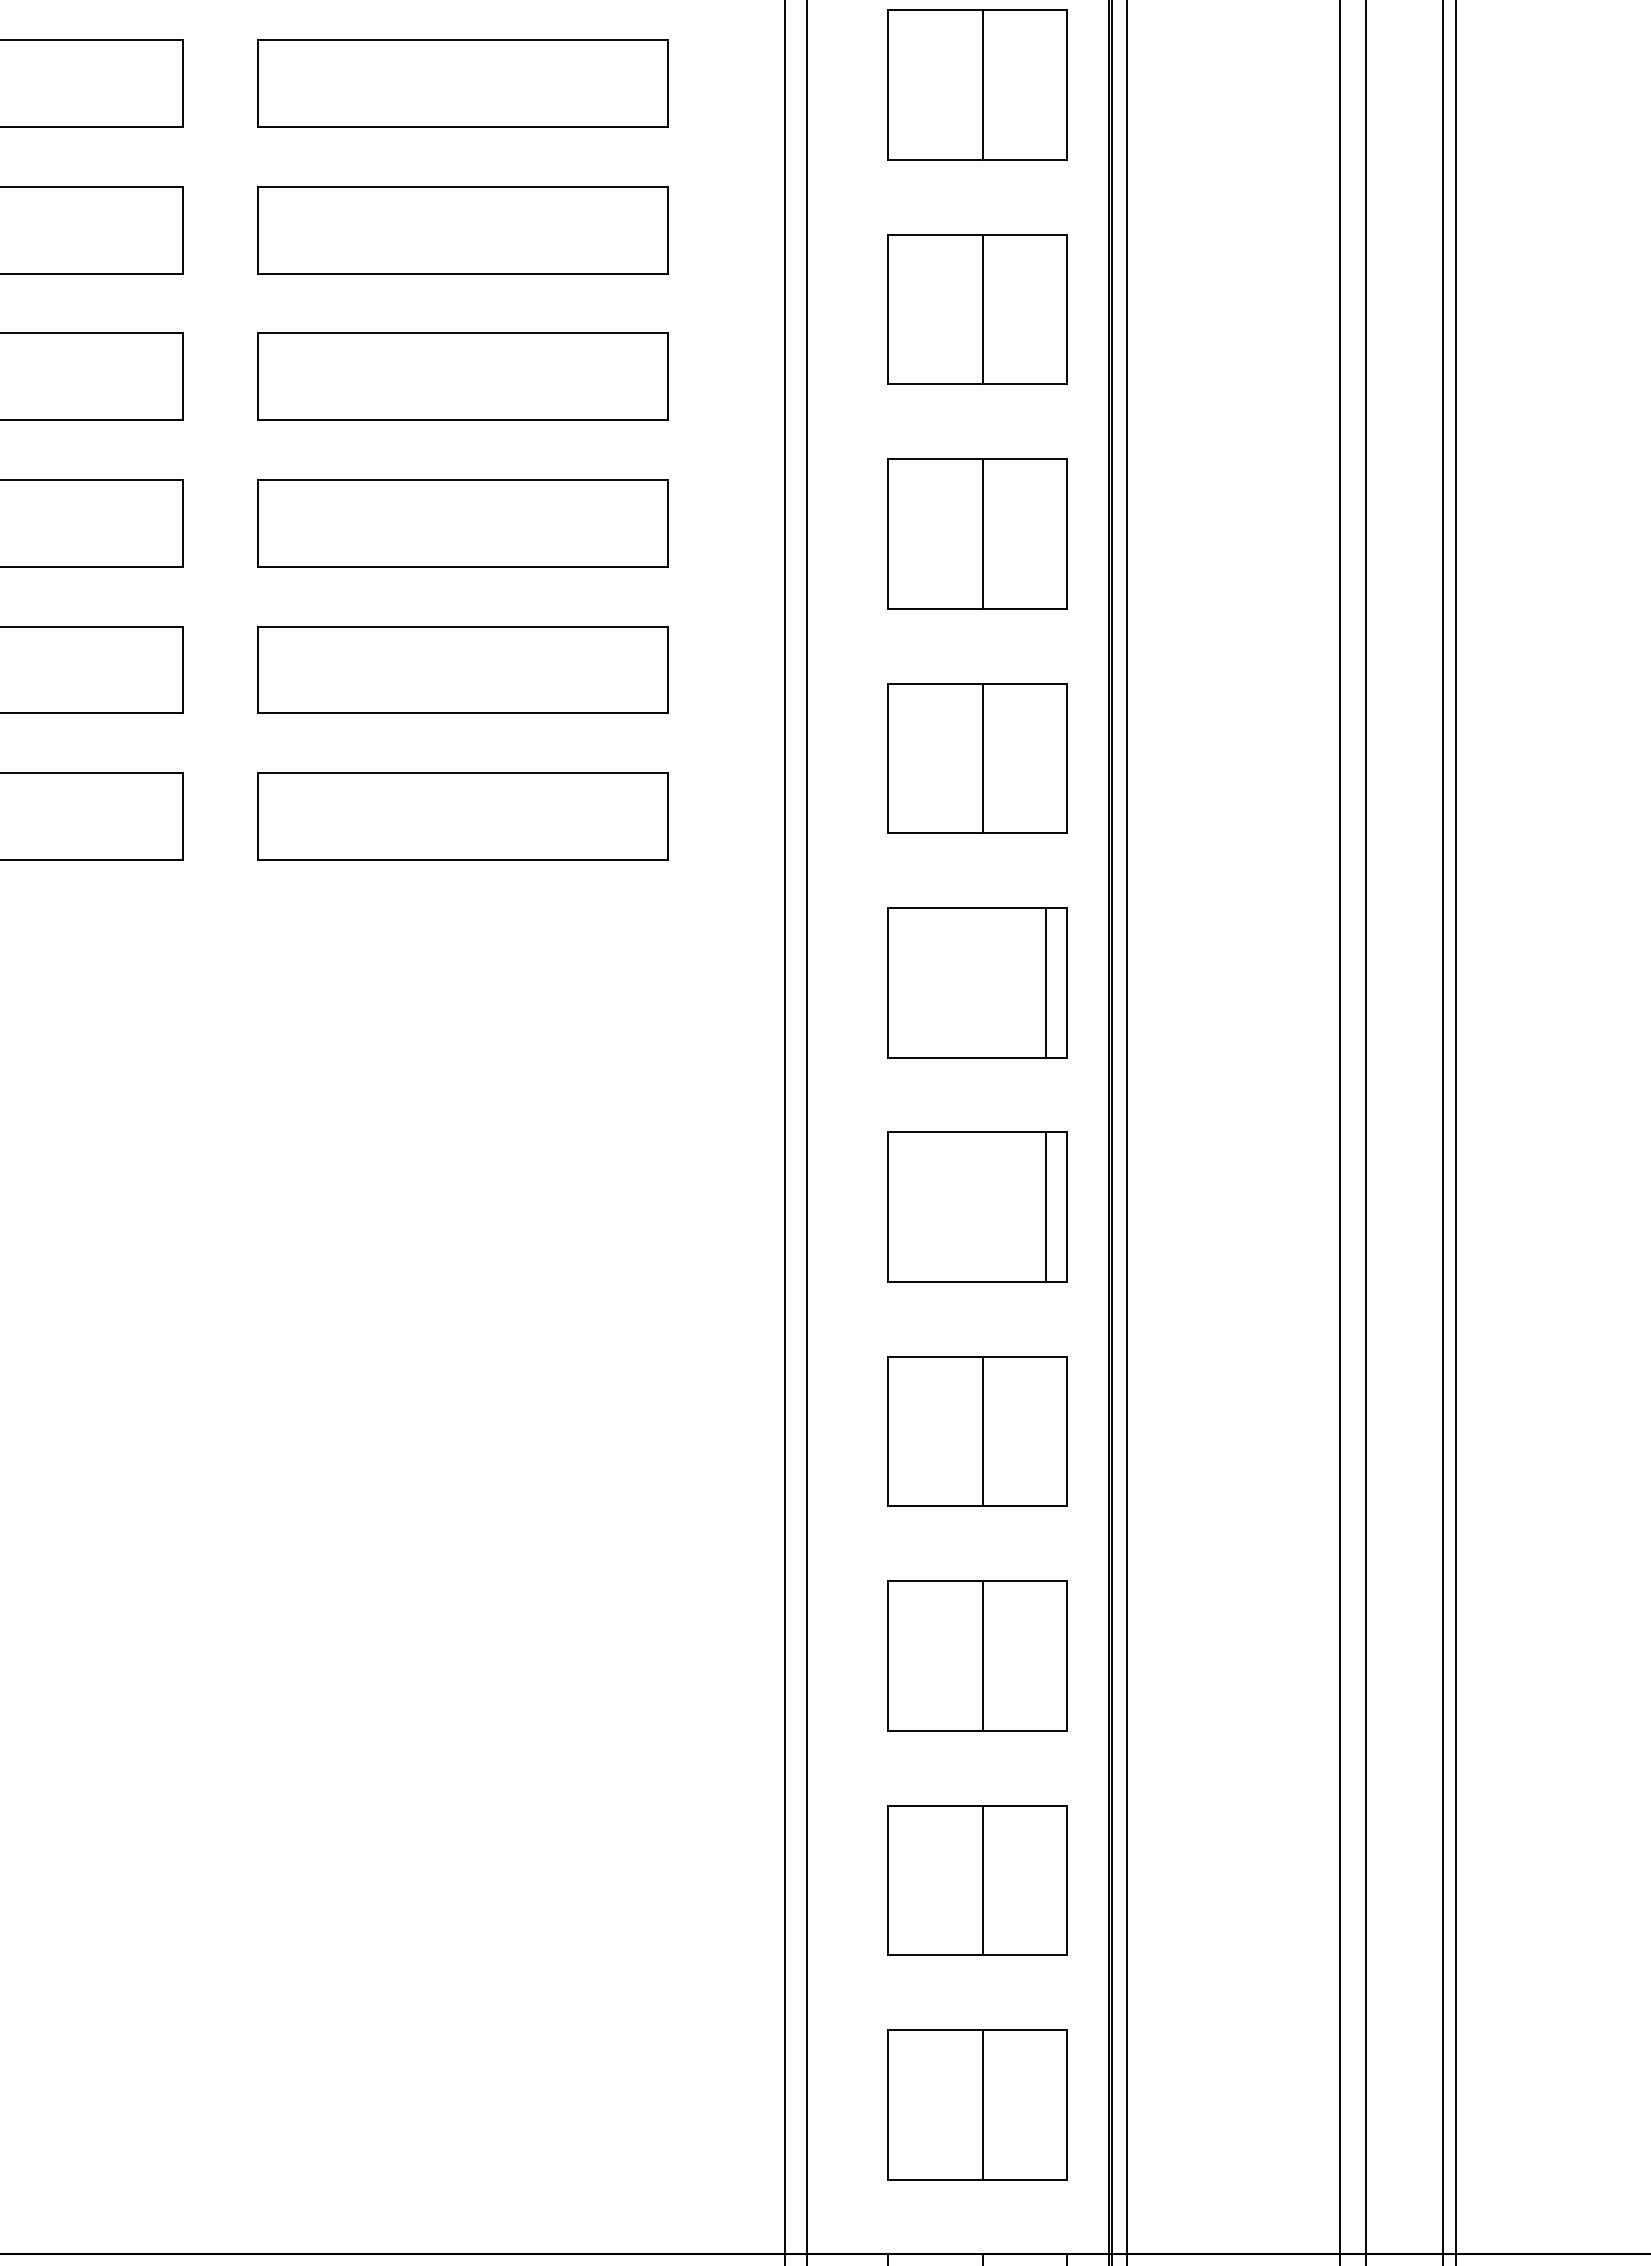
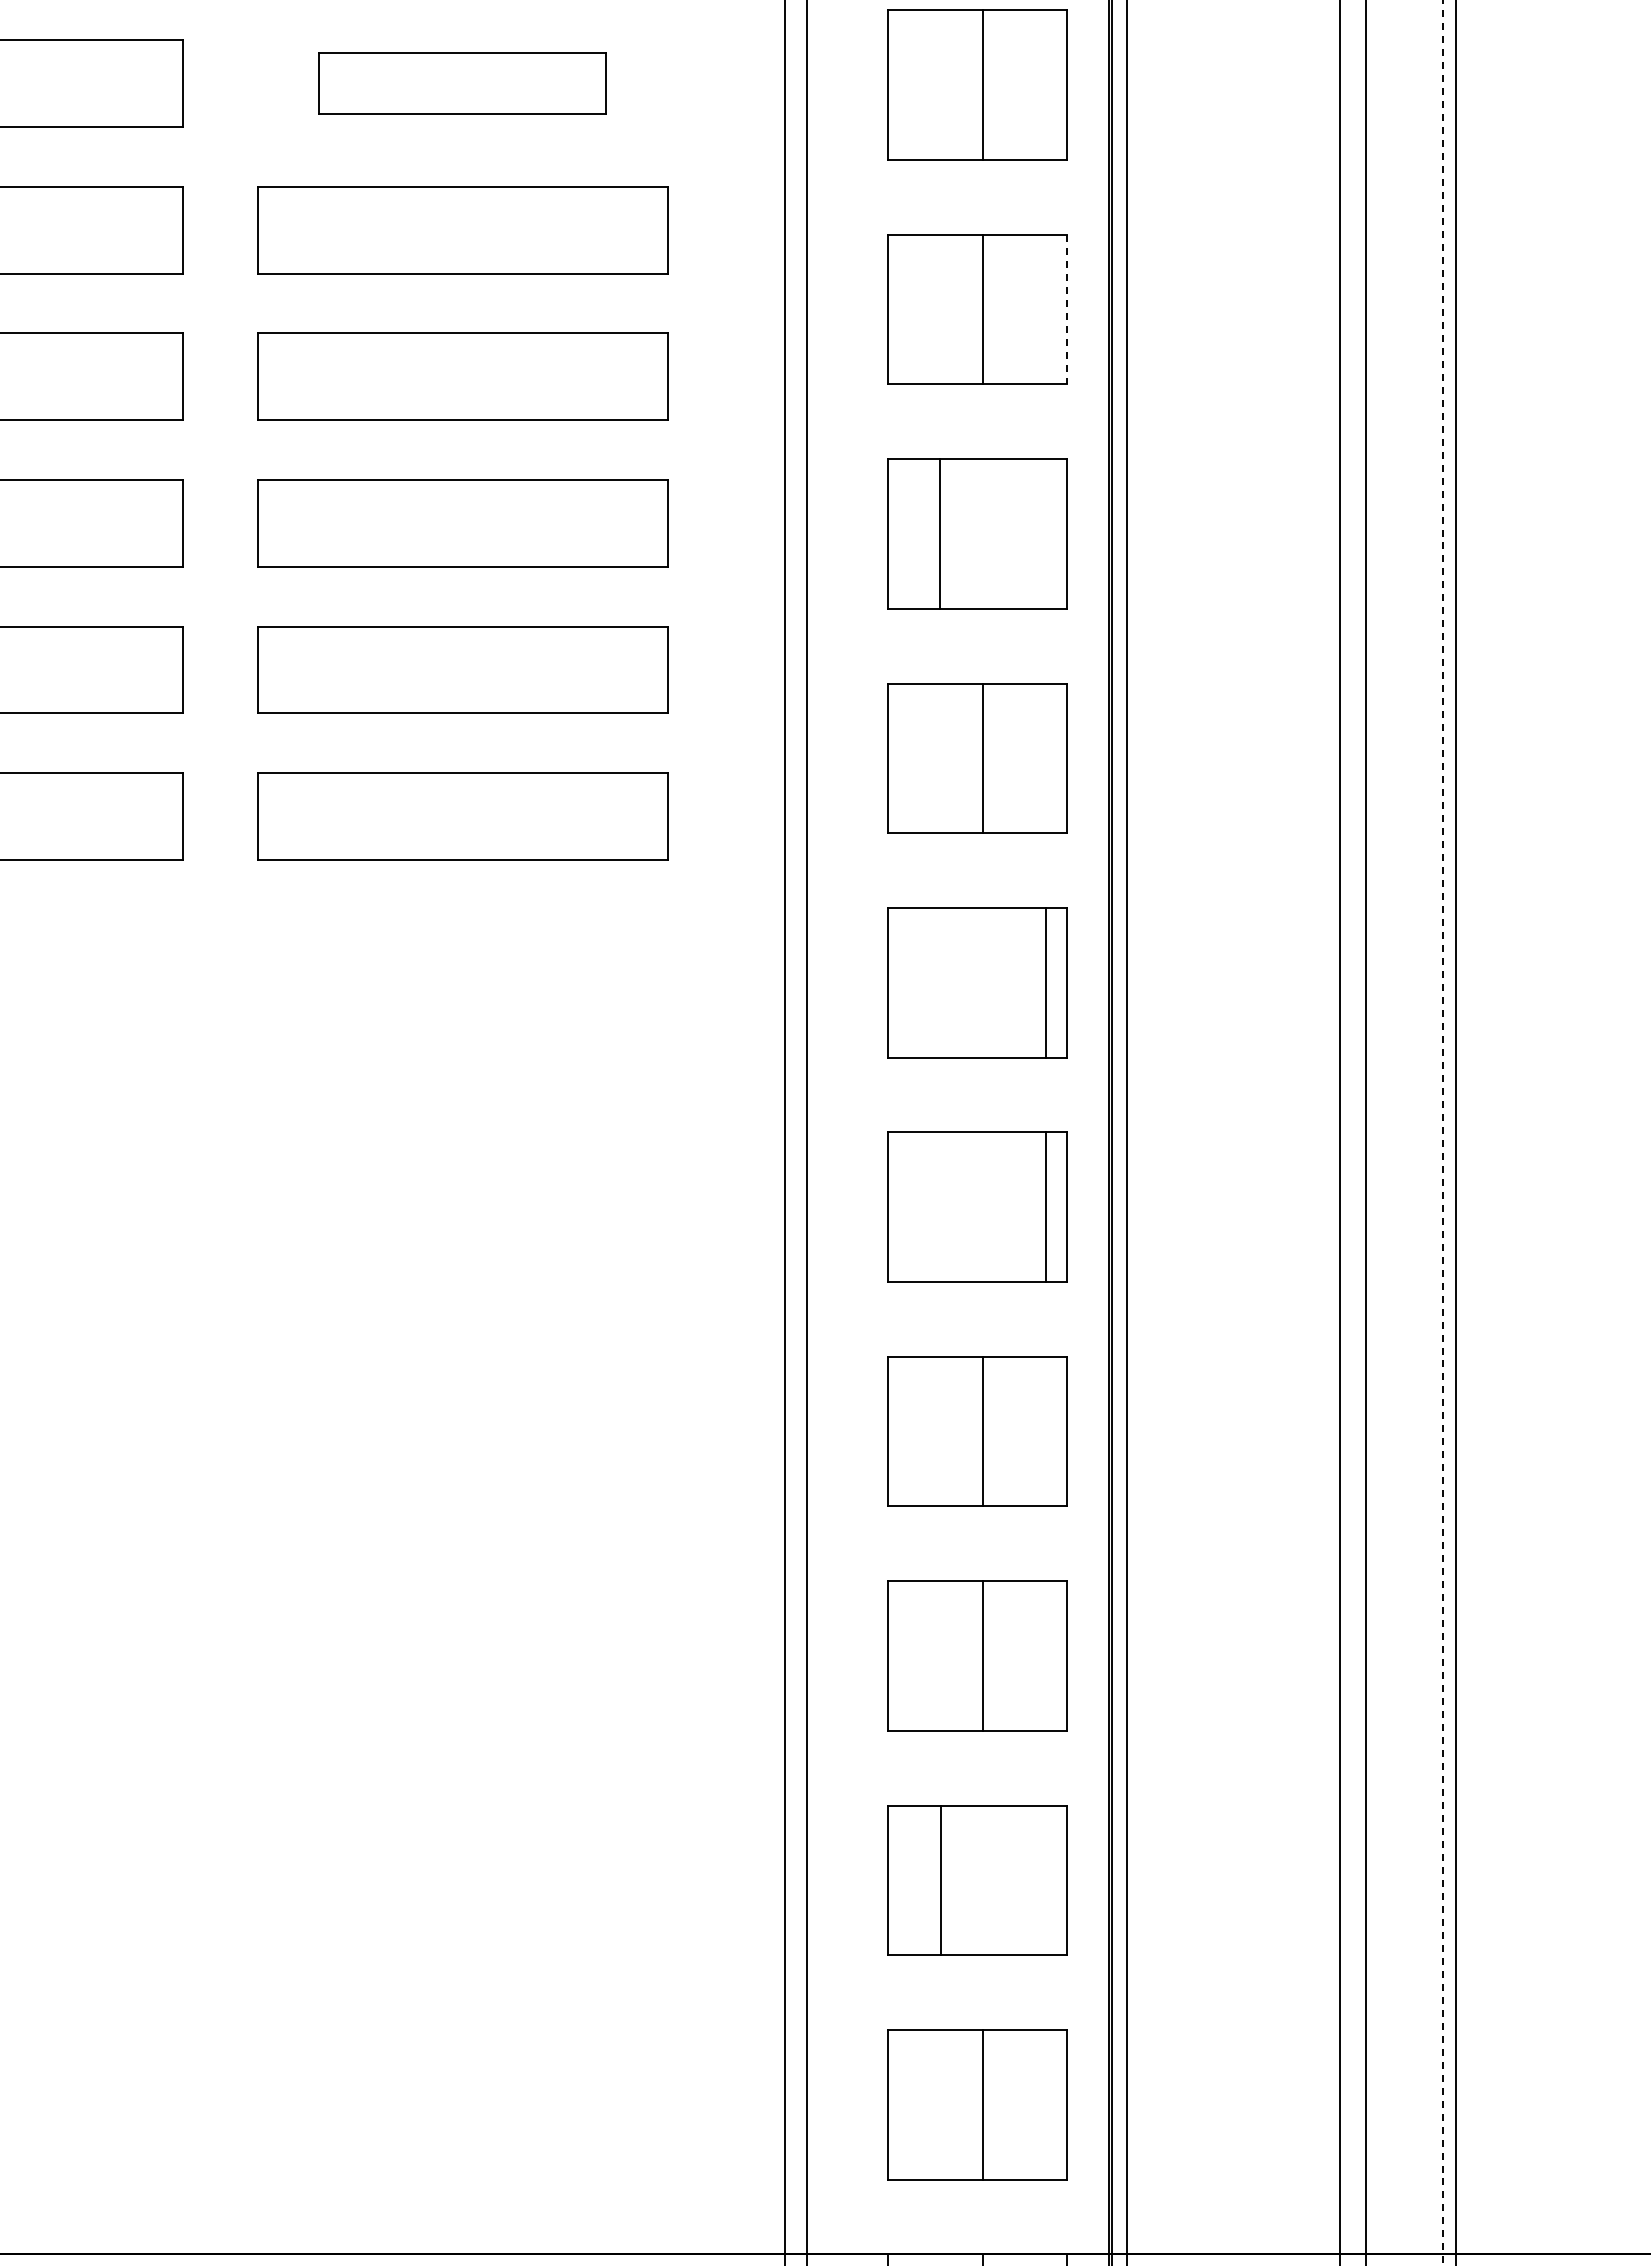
part size: 412x89 px -> 289x63 px (462, 83)
line: solid -> dashed (1067, 309)
line position: (982, 533) -> (939, 533) (939, 533)
line: solid -> dashed (1442, 1132)
line position: (982, 1880) -> (940, 1880) (940, 1880)
